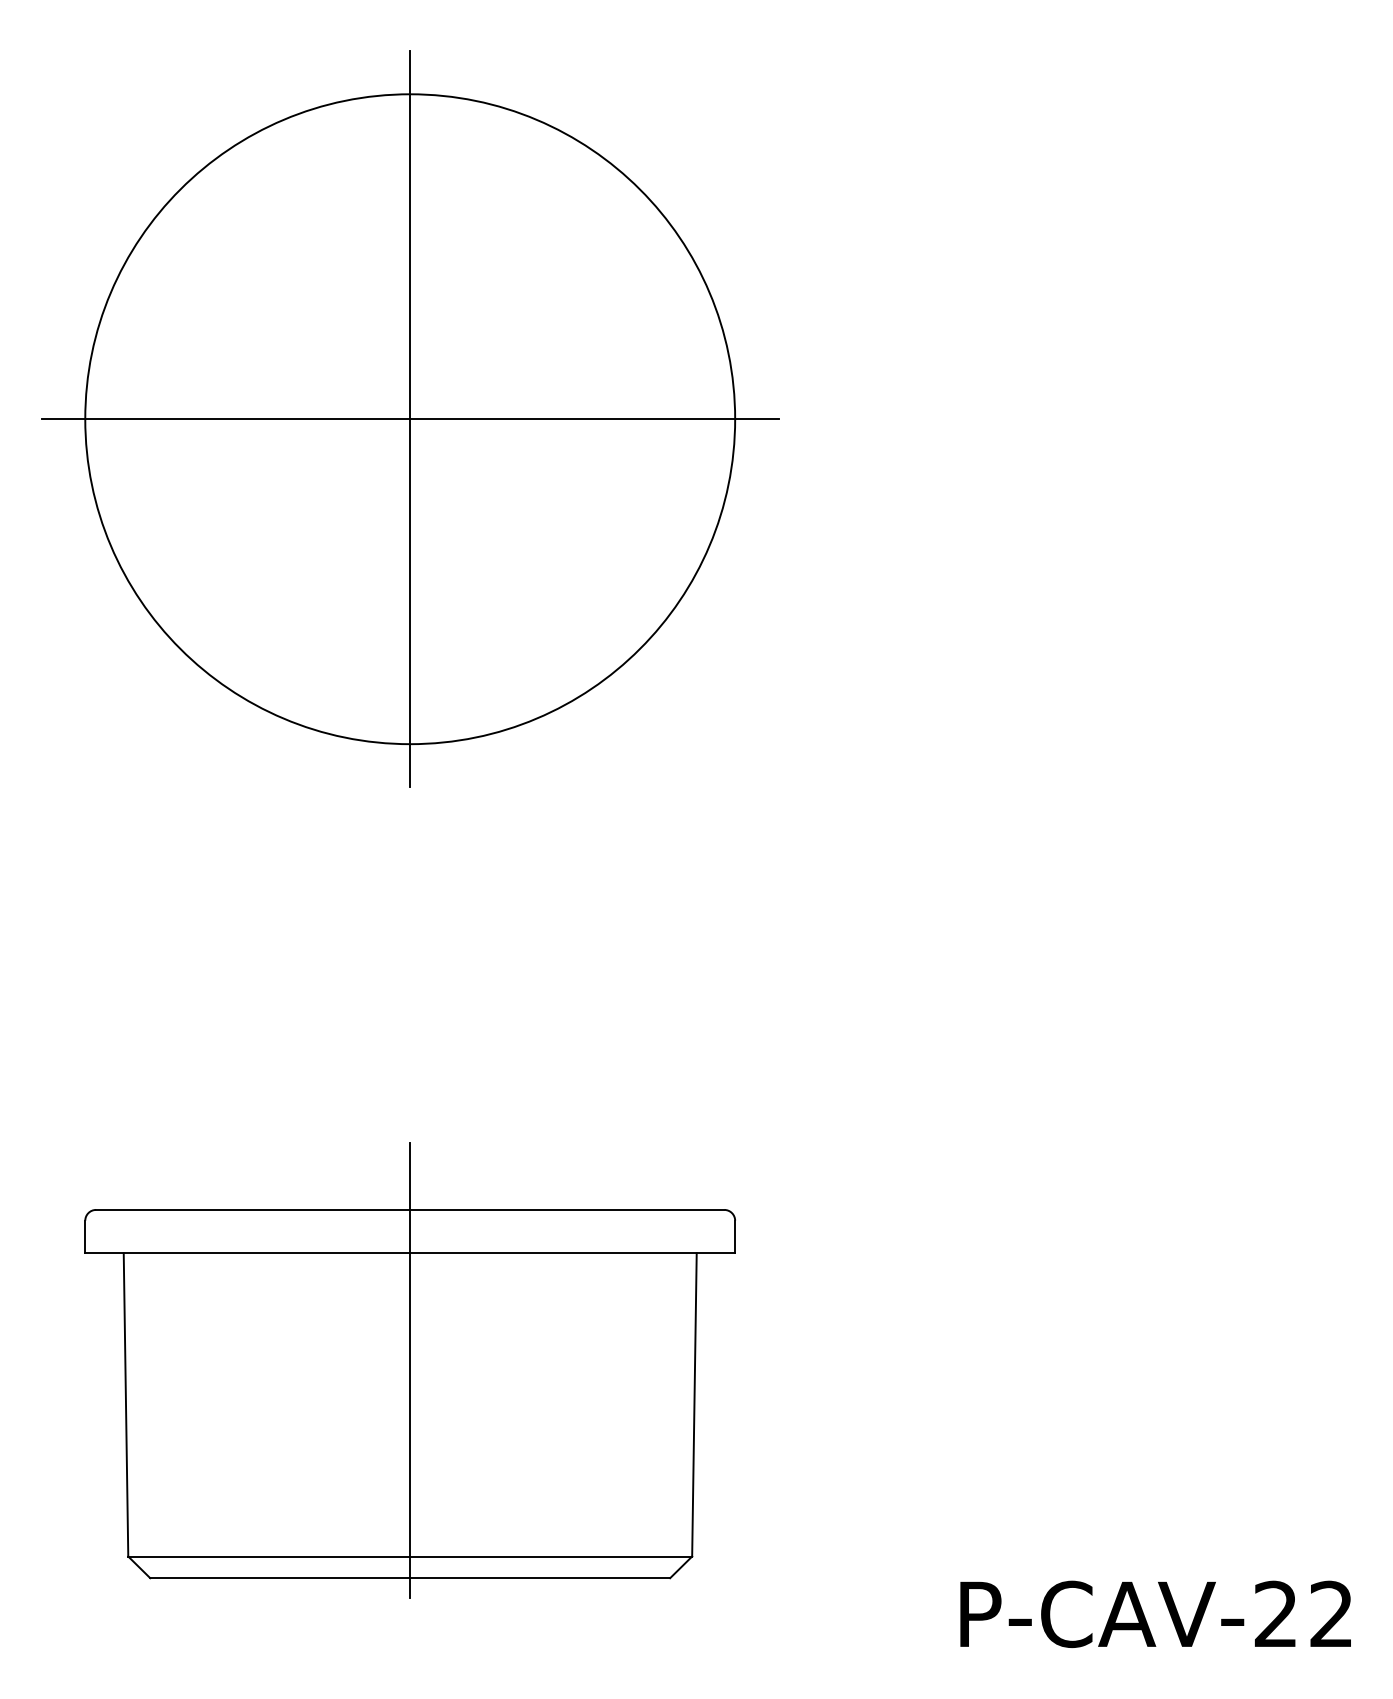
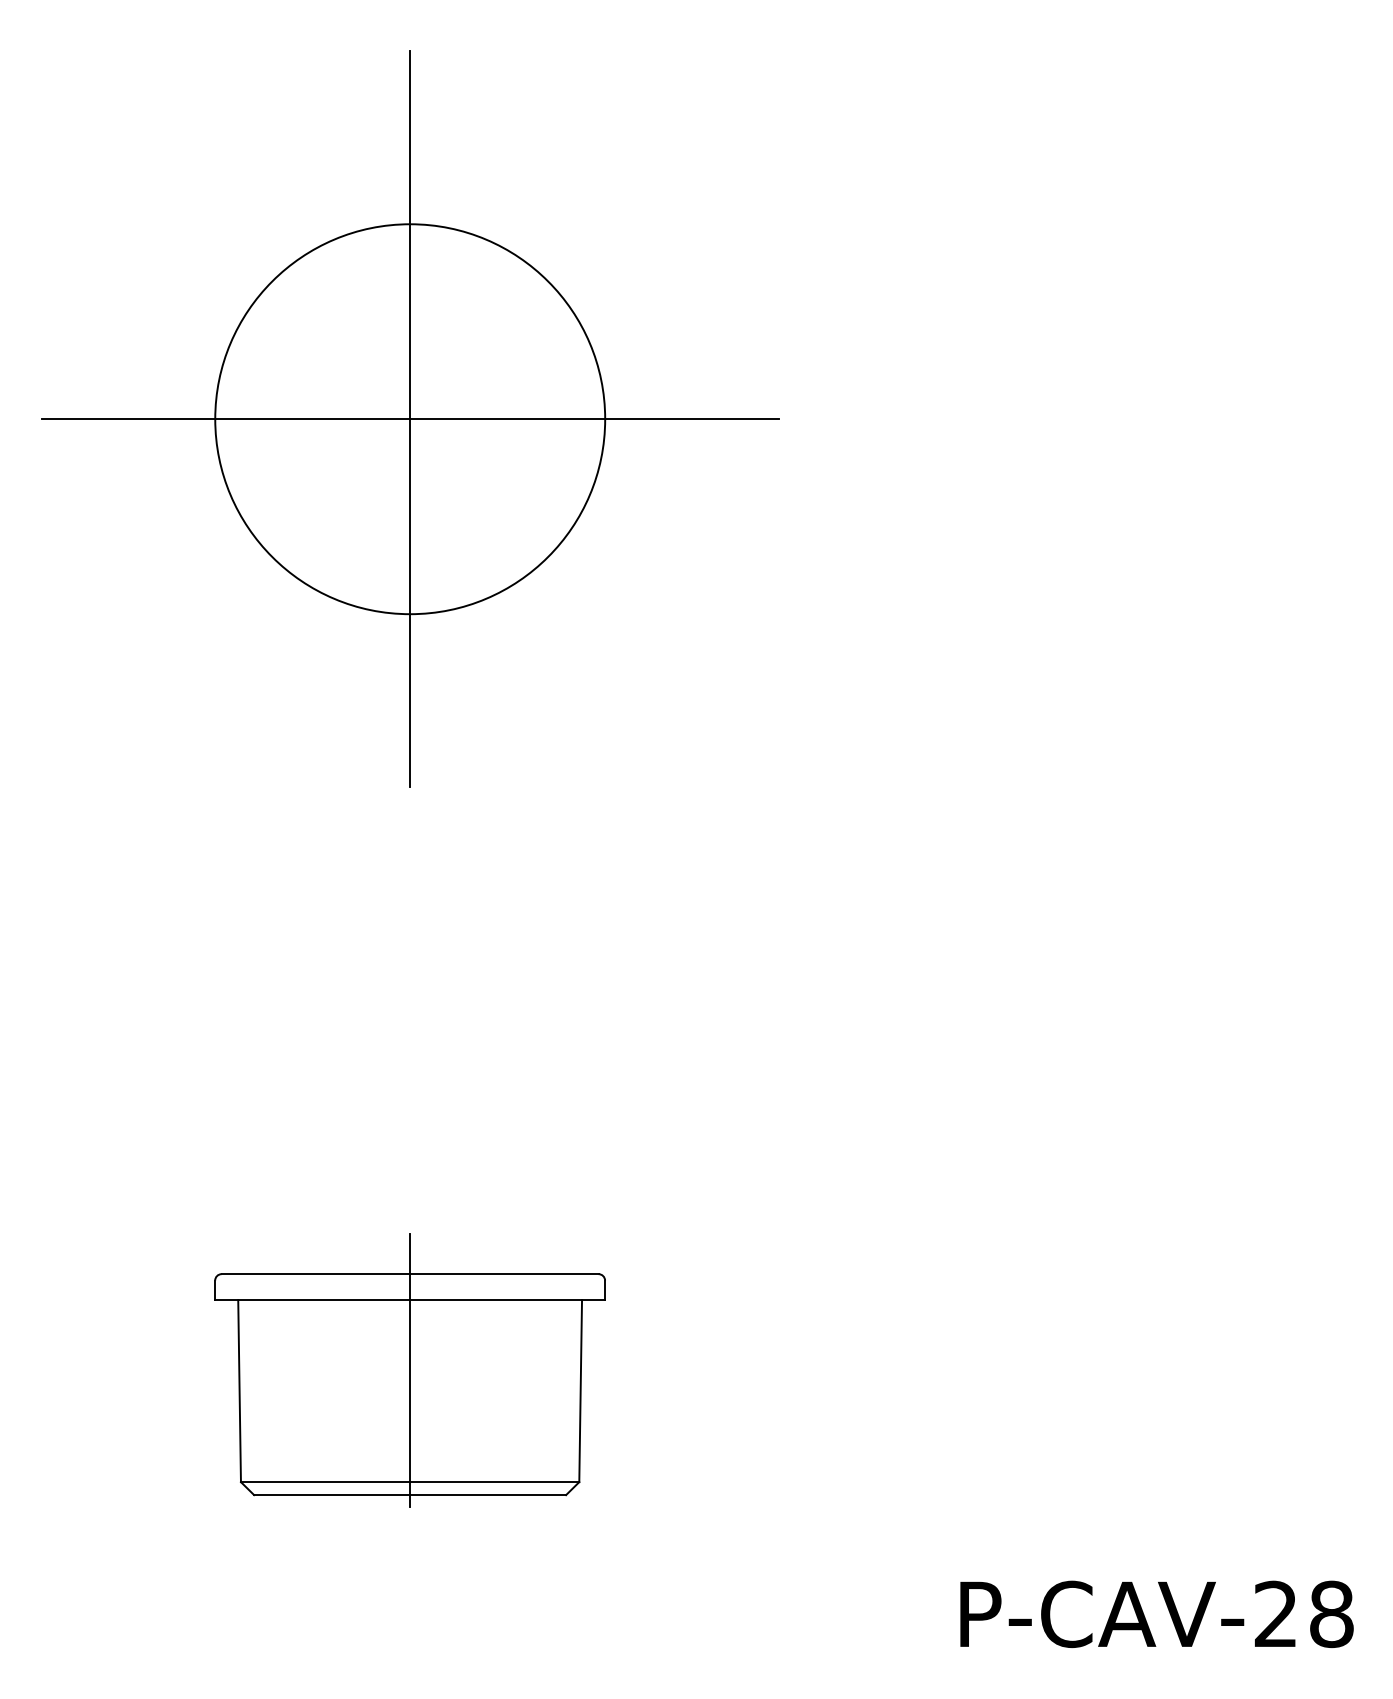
circle diameter: 650 px -> 390 px (410, 419)
part size: 652x457 px -> 392x275 px (409, 1370)
text: P-CAV-22 -> P-CAV-28 (1331, 1614)
